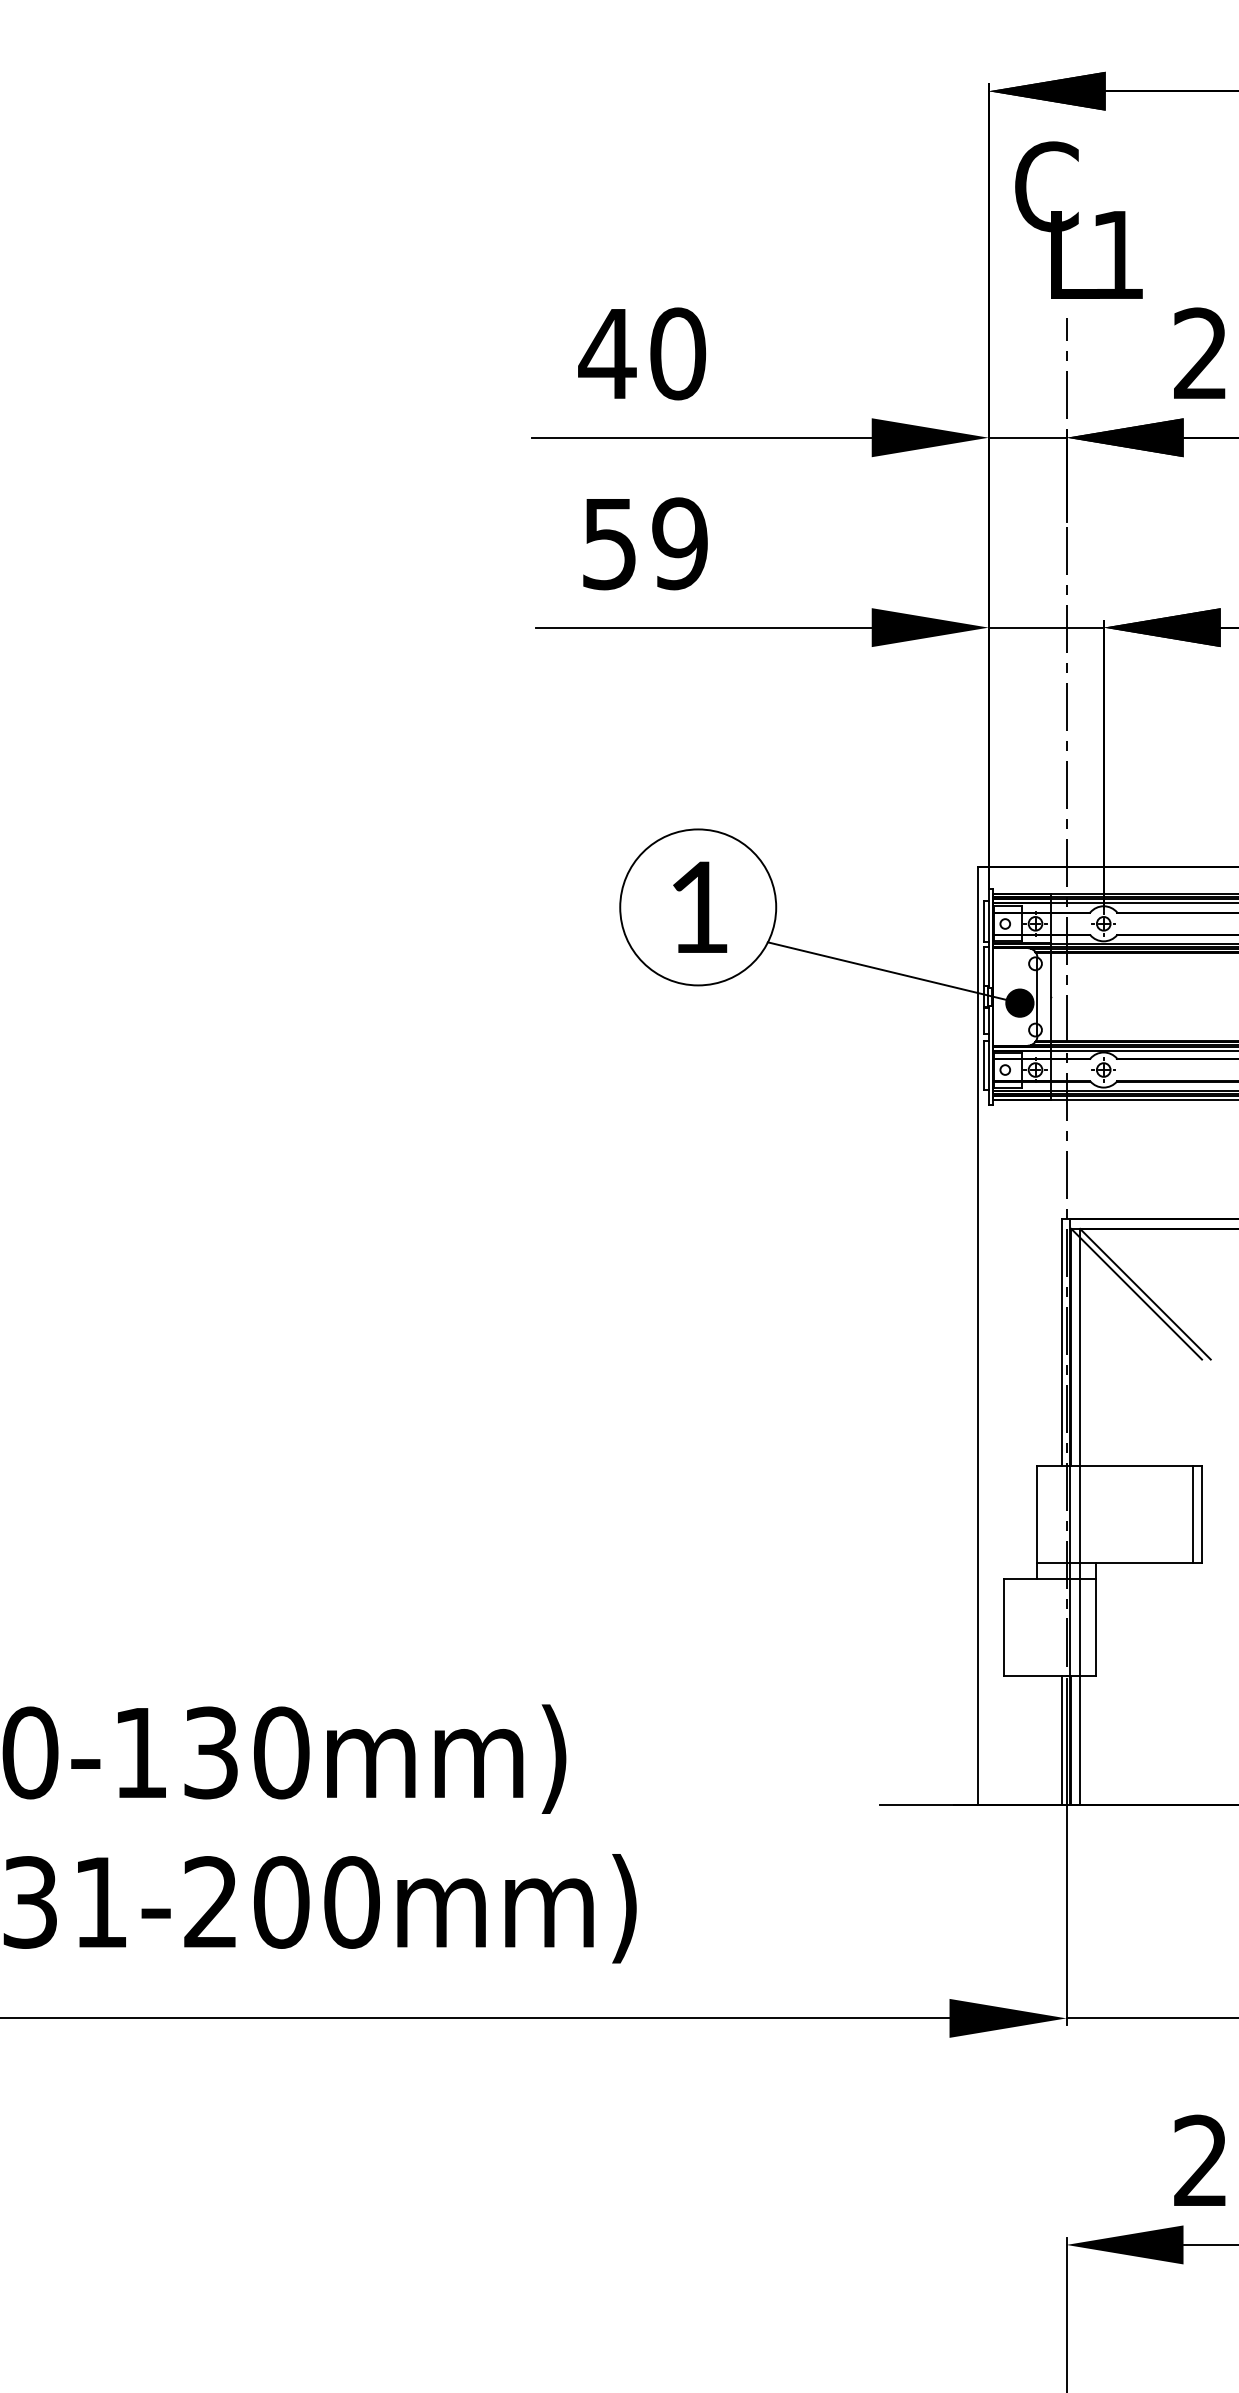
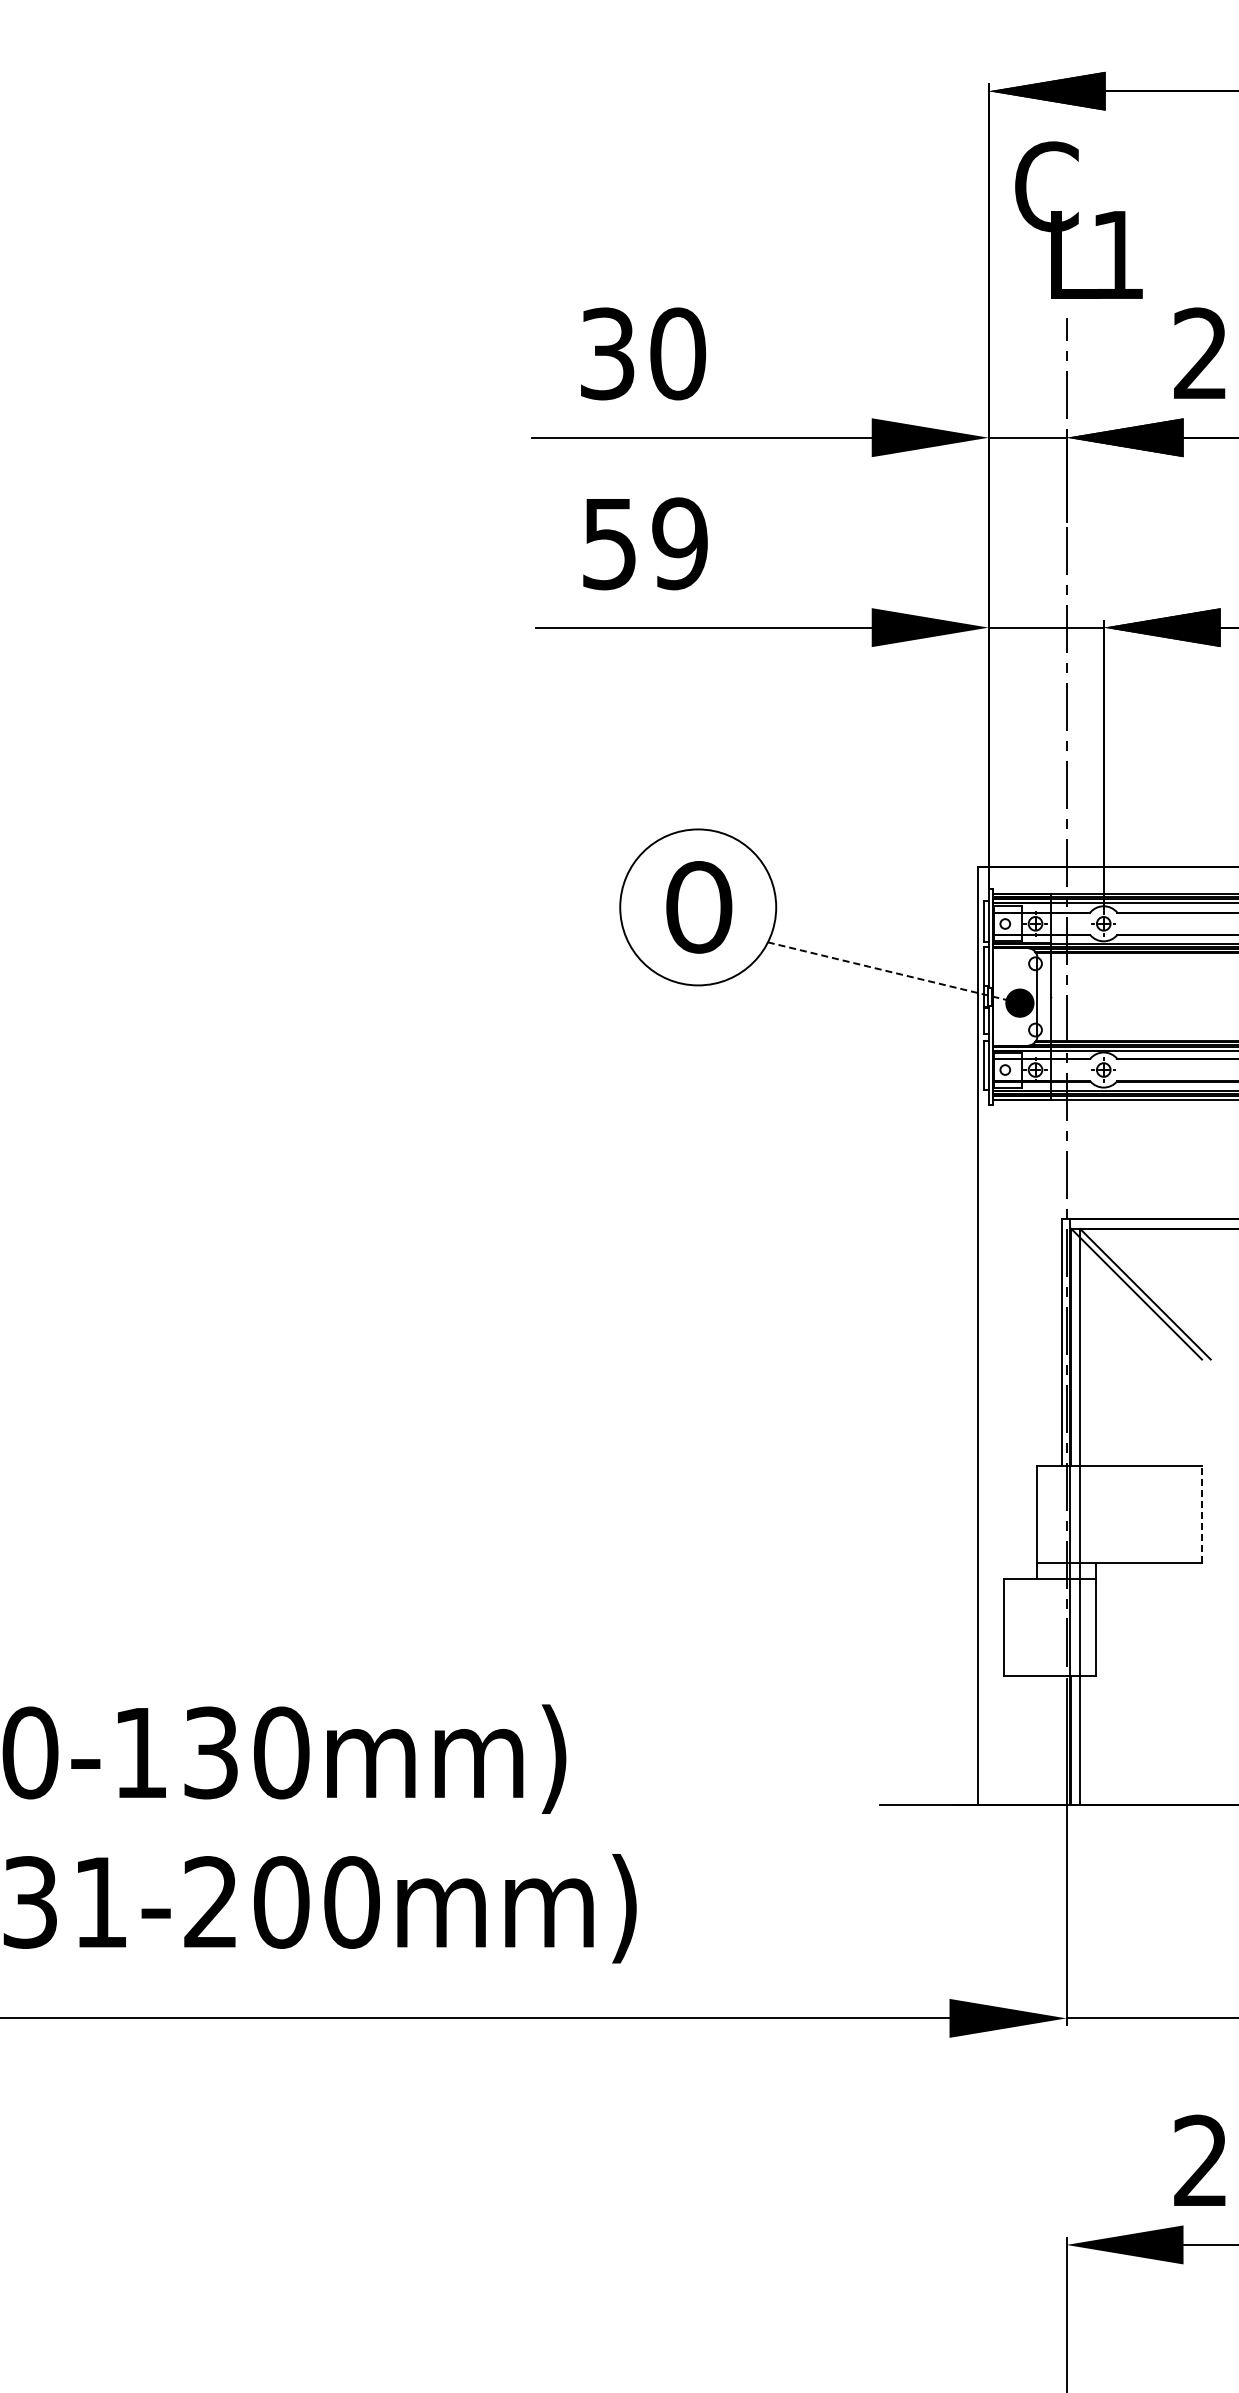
text: 40 -> 30 (607, 353)
text: 1 -> 0 (699, 907)
line: solid -> dashed (893, 972)
line: present -> none (1192, 1514)
line: solid -> dashed (1202, 1514)
line: present -> none (1061, 1740)
